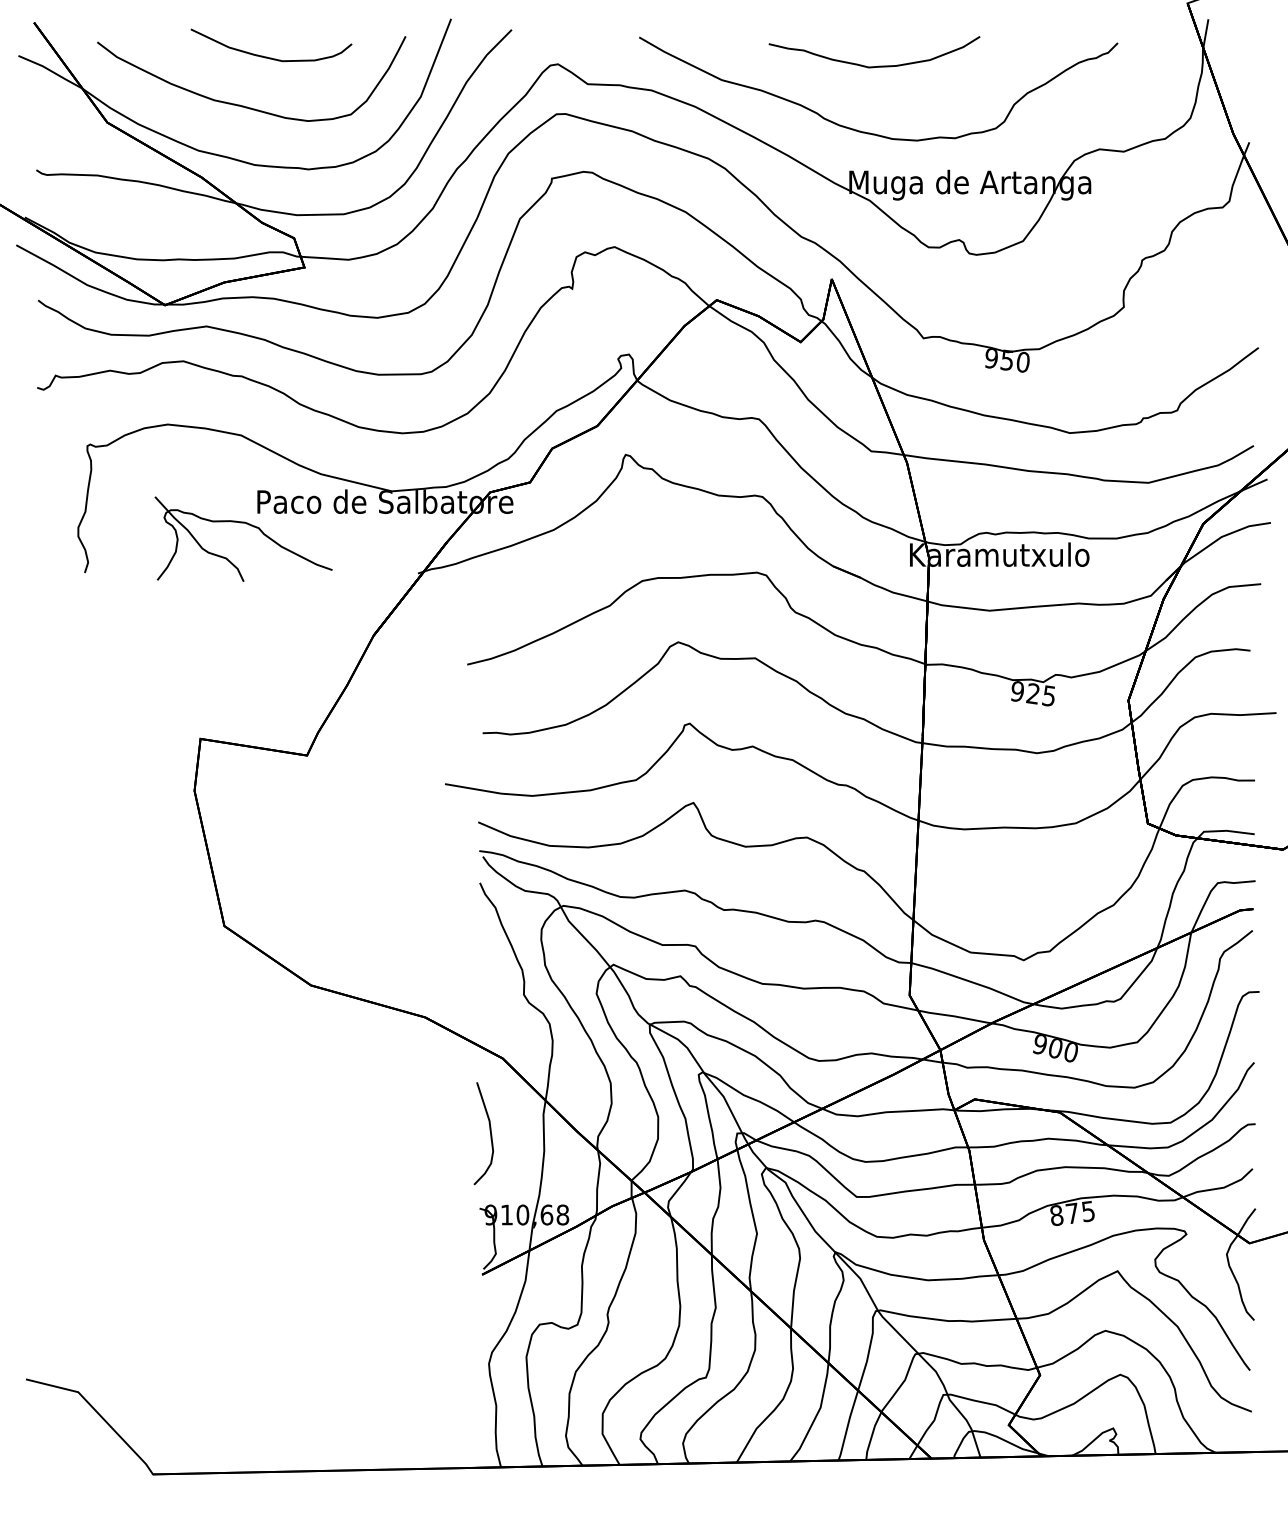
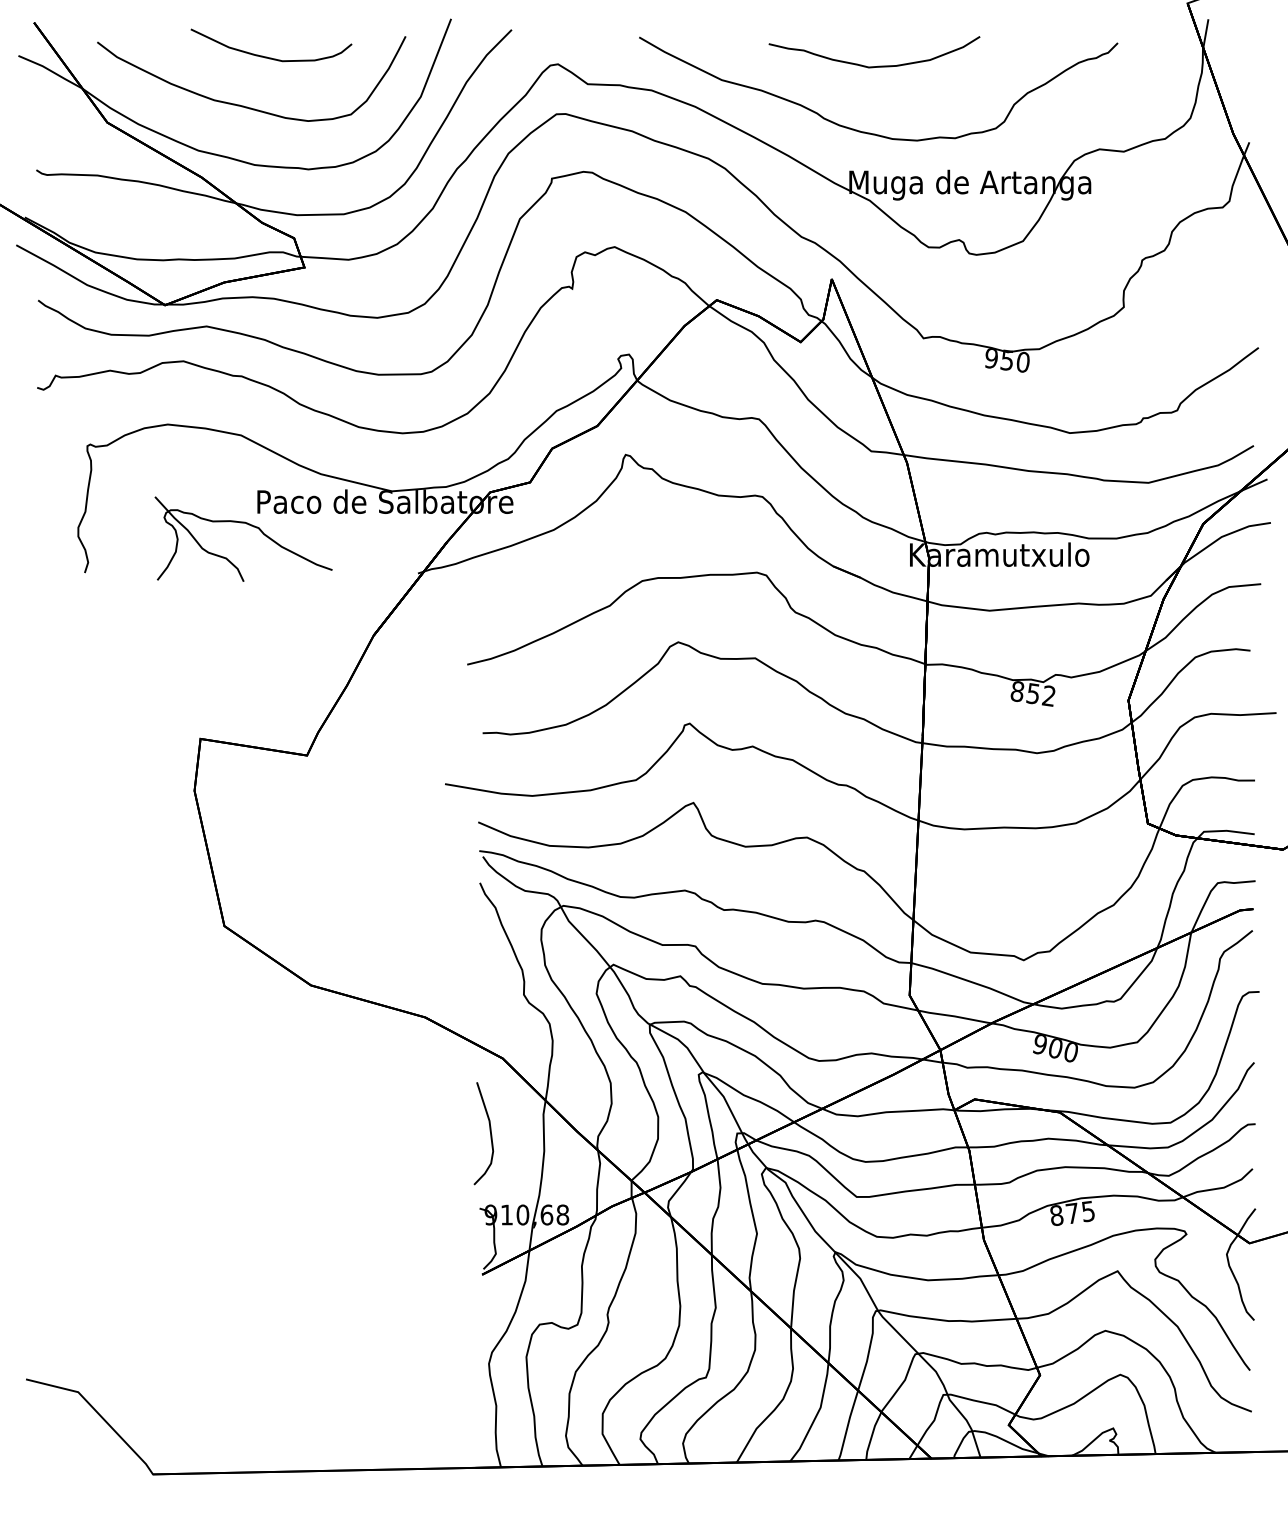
text: 925 -> 852 (1032, 693)
